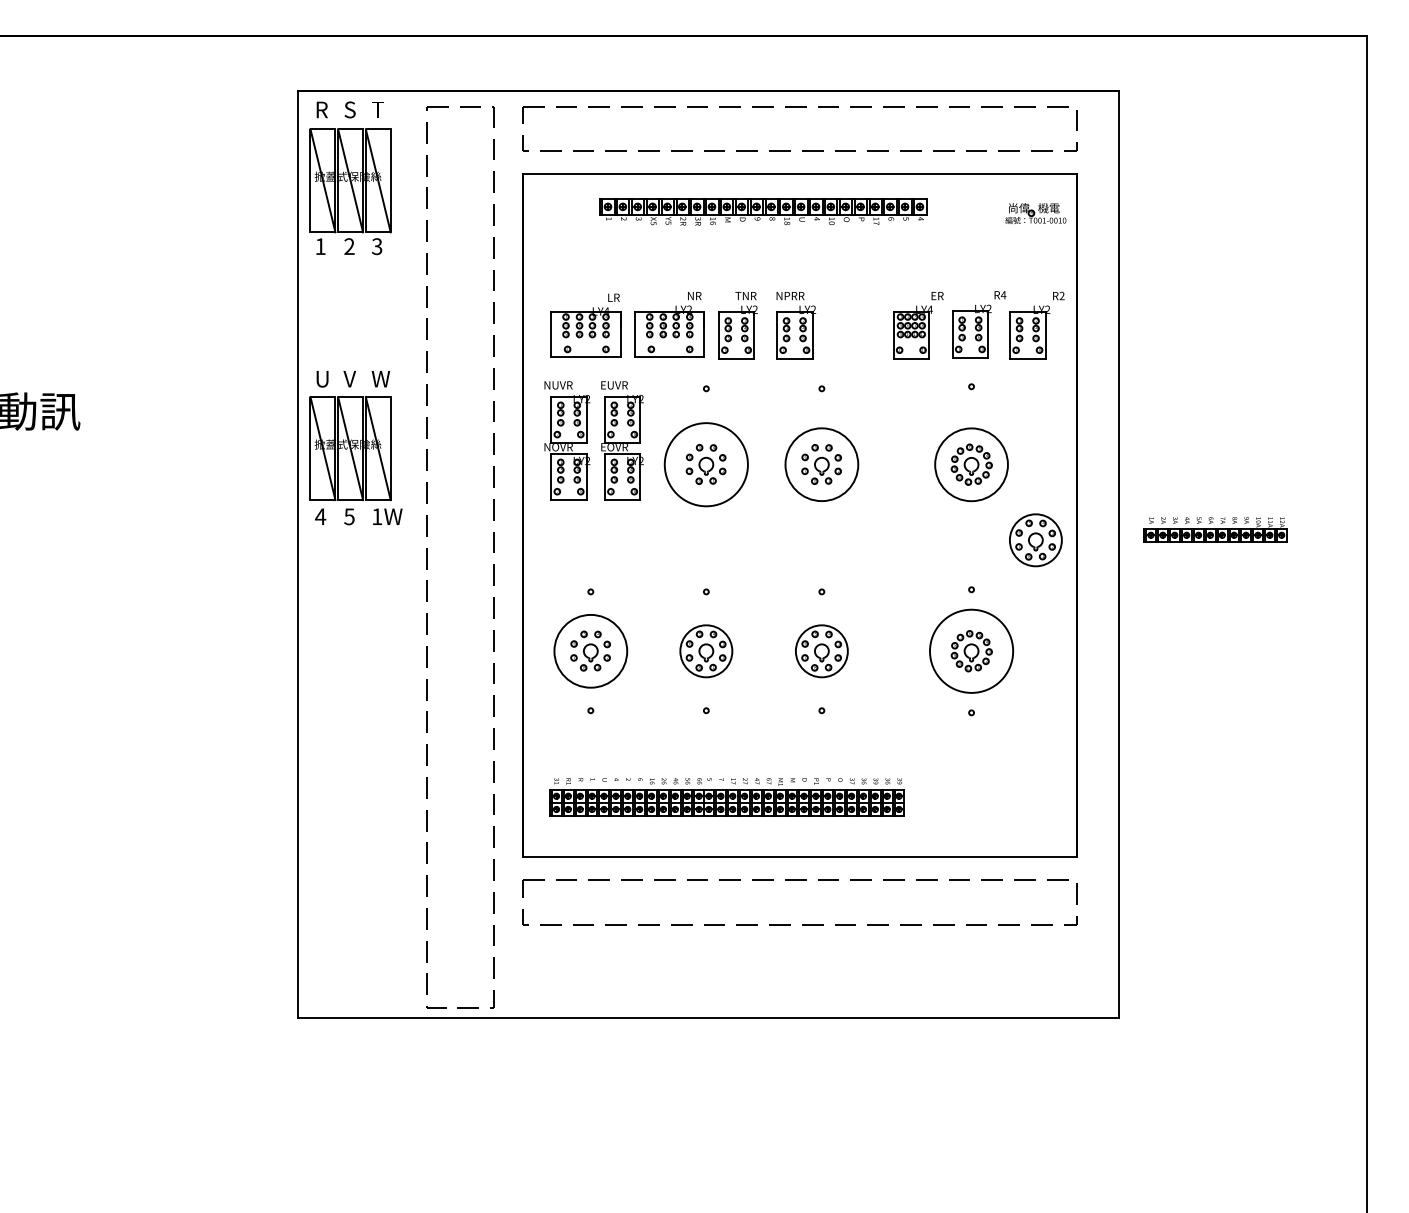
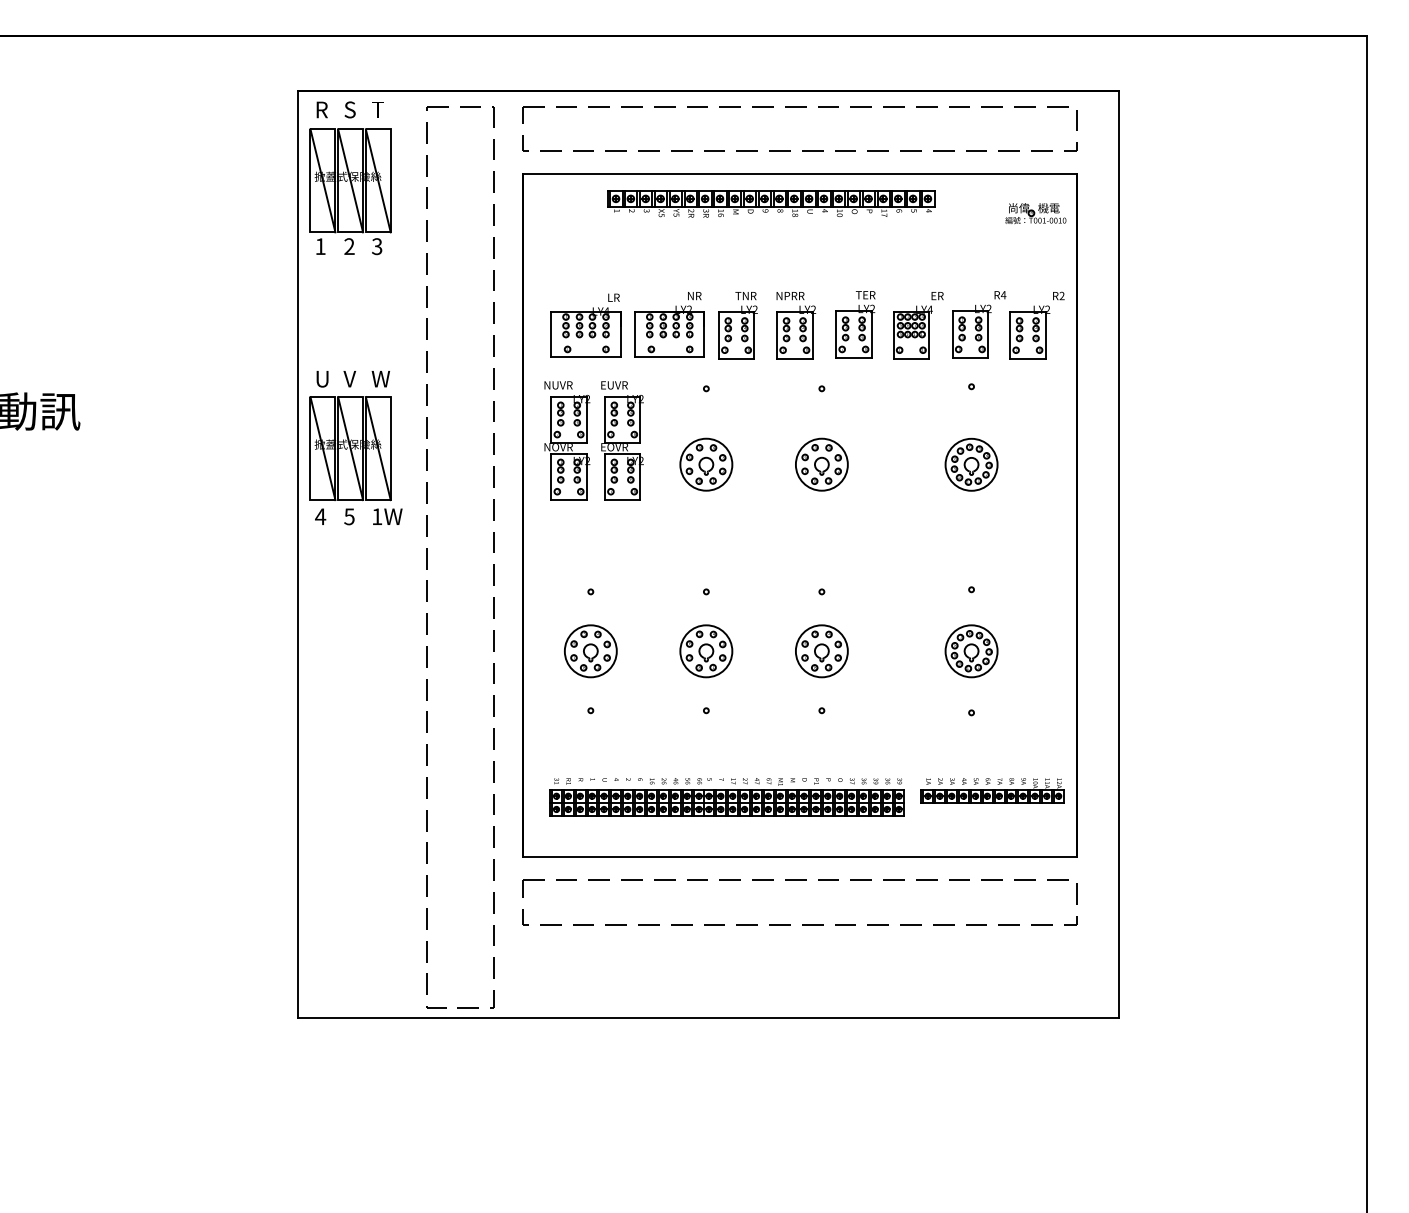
part position: (763, 211) -> (771, 203) (771, 203)
part: none -> present (855, 324)
circle diameter: 83 px -> 52 px (706, 464)
circle diameter: 73 px -> 52 px (821, 464)
circle diameter: 73 px -> 52 px (971, 464)
part position: (1215, 529) -> (992, 790) (992, 790)
part: present -> none (1035, 540)
circle diameter: 73 px -> 52 px (590, 651)
circle diameter: 83 px -> 52 px (971, 651)
